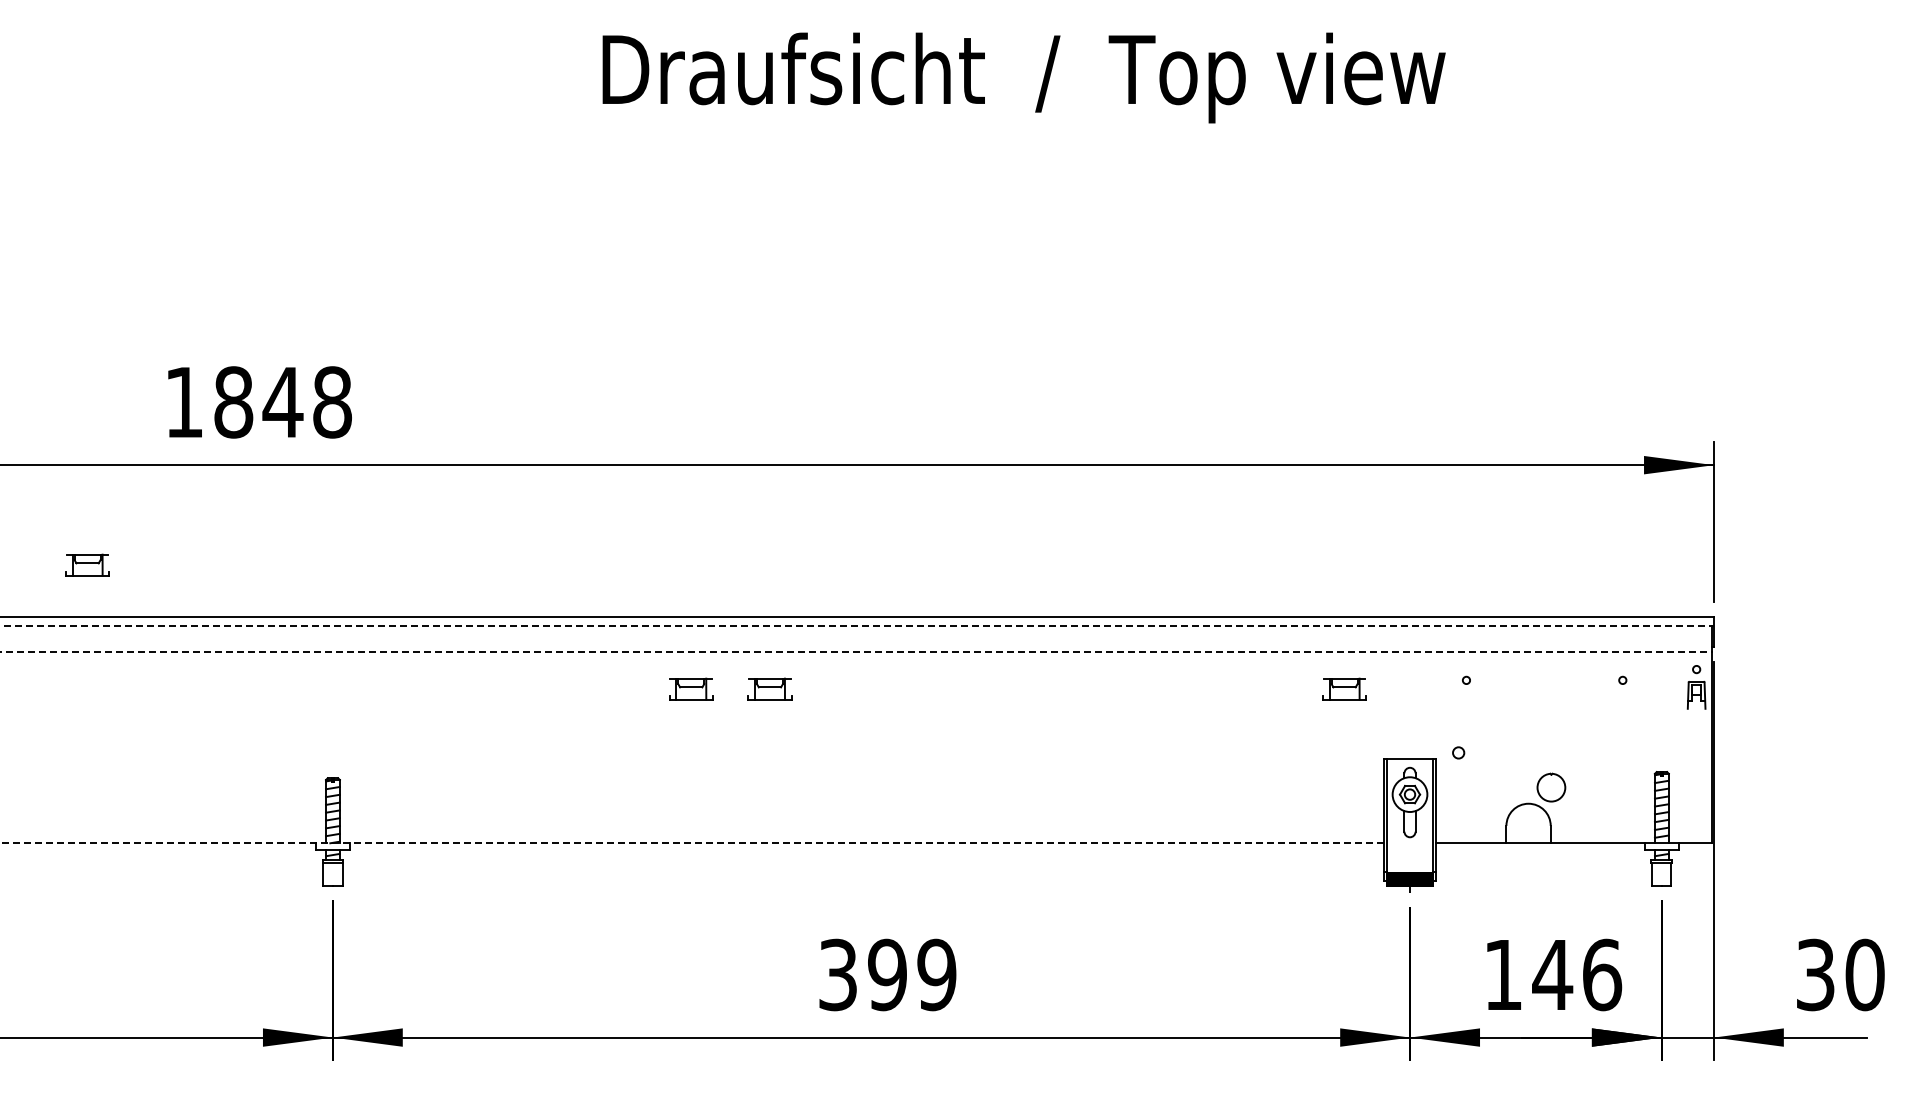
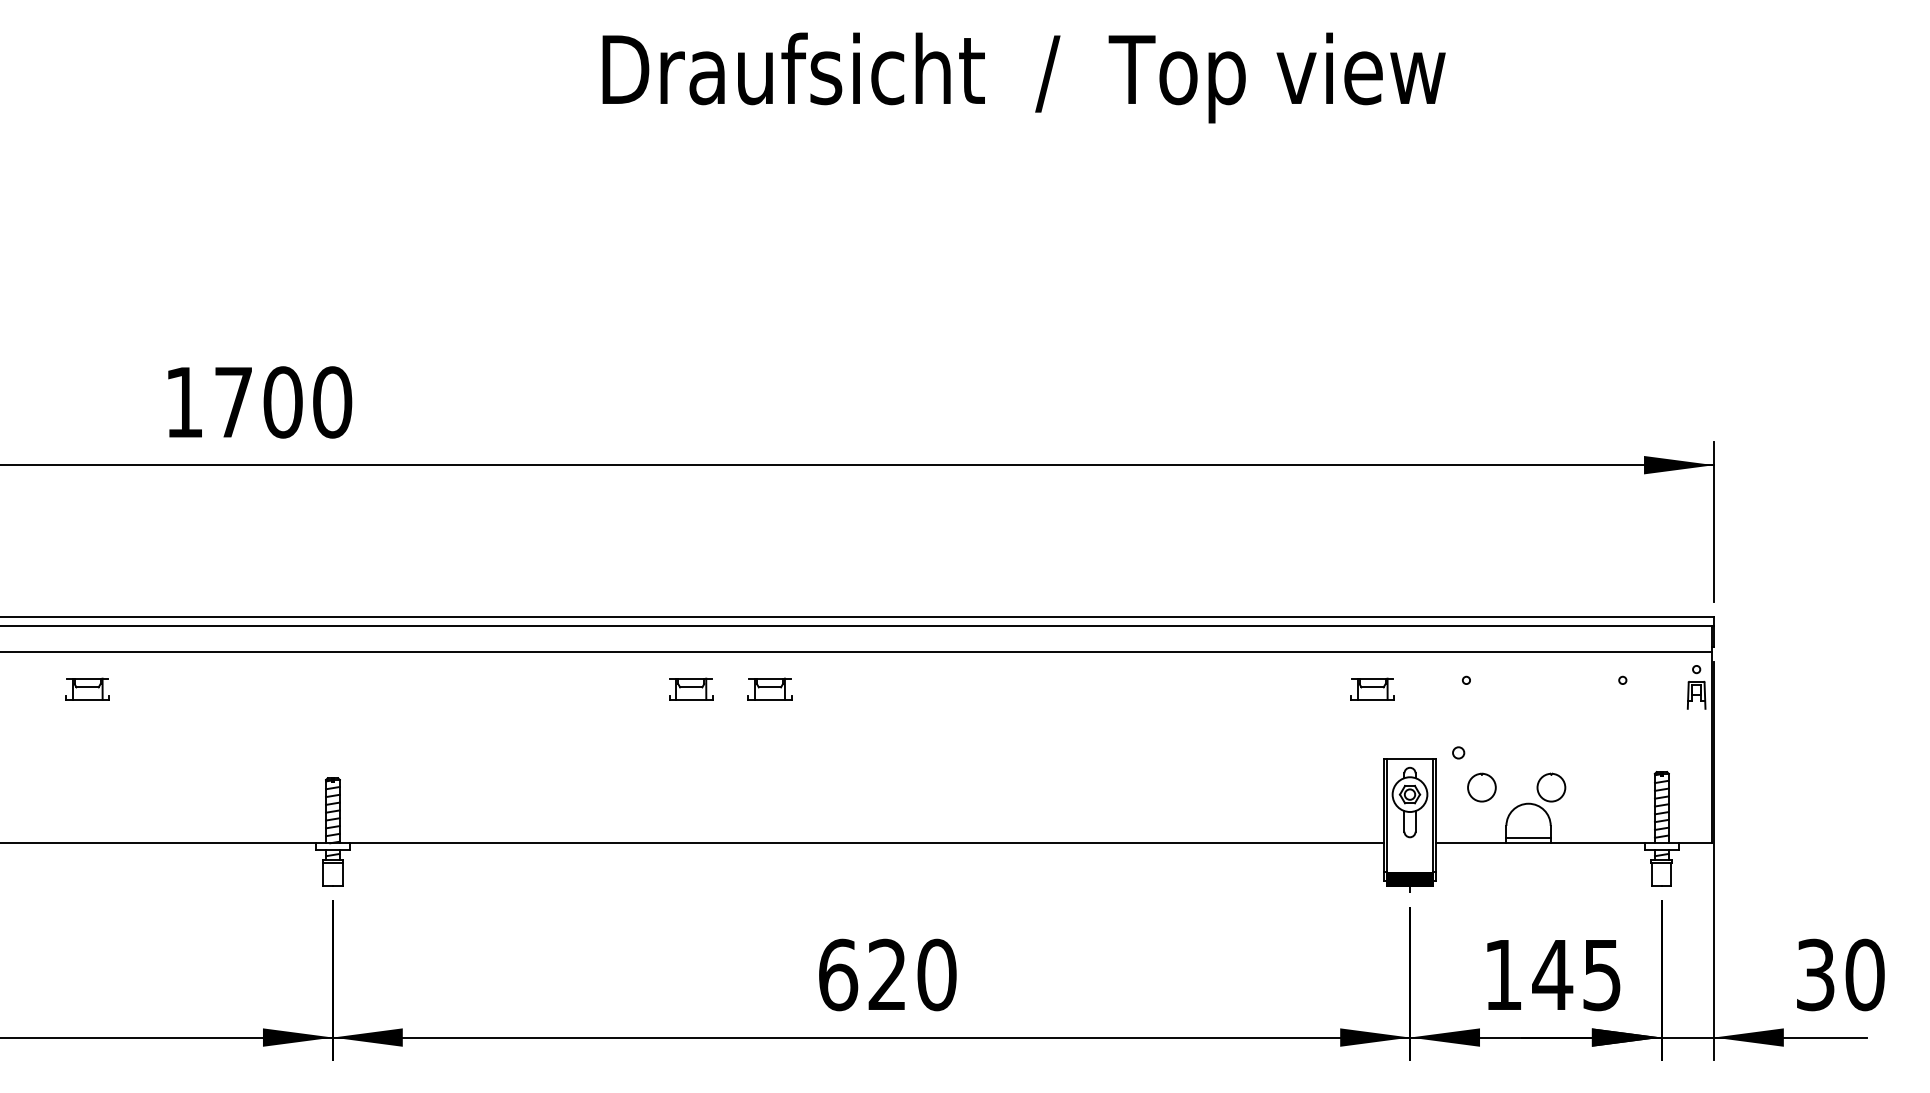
text: 1848 -> 1700 (283, 402)
part position: (87, 564) -> (87, 688) (87, 688)
line: dashed -> solid (857, 626)
line: dashed -> solid (856, 652)
part position: (1344, 688) -> (1372, 688) (1372, 688)
part: none -> present (1481, 787)
line: none -> present (1528, 838)
line: dashed -> solid (692, 843)
text: 399 -> 620 (887, 974)
text: 146 -> 145 (1602, 974)
